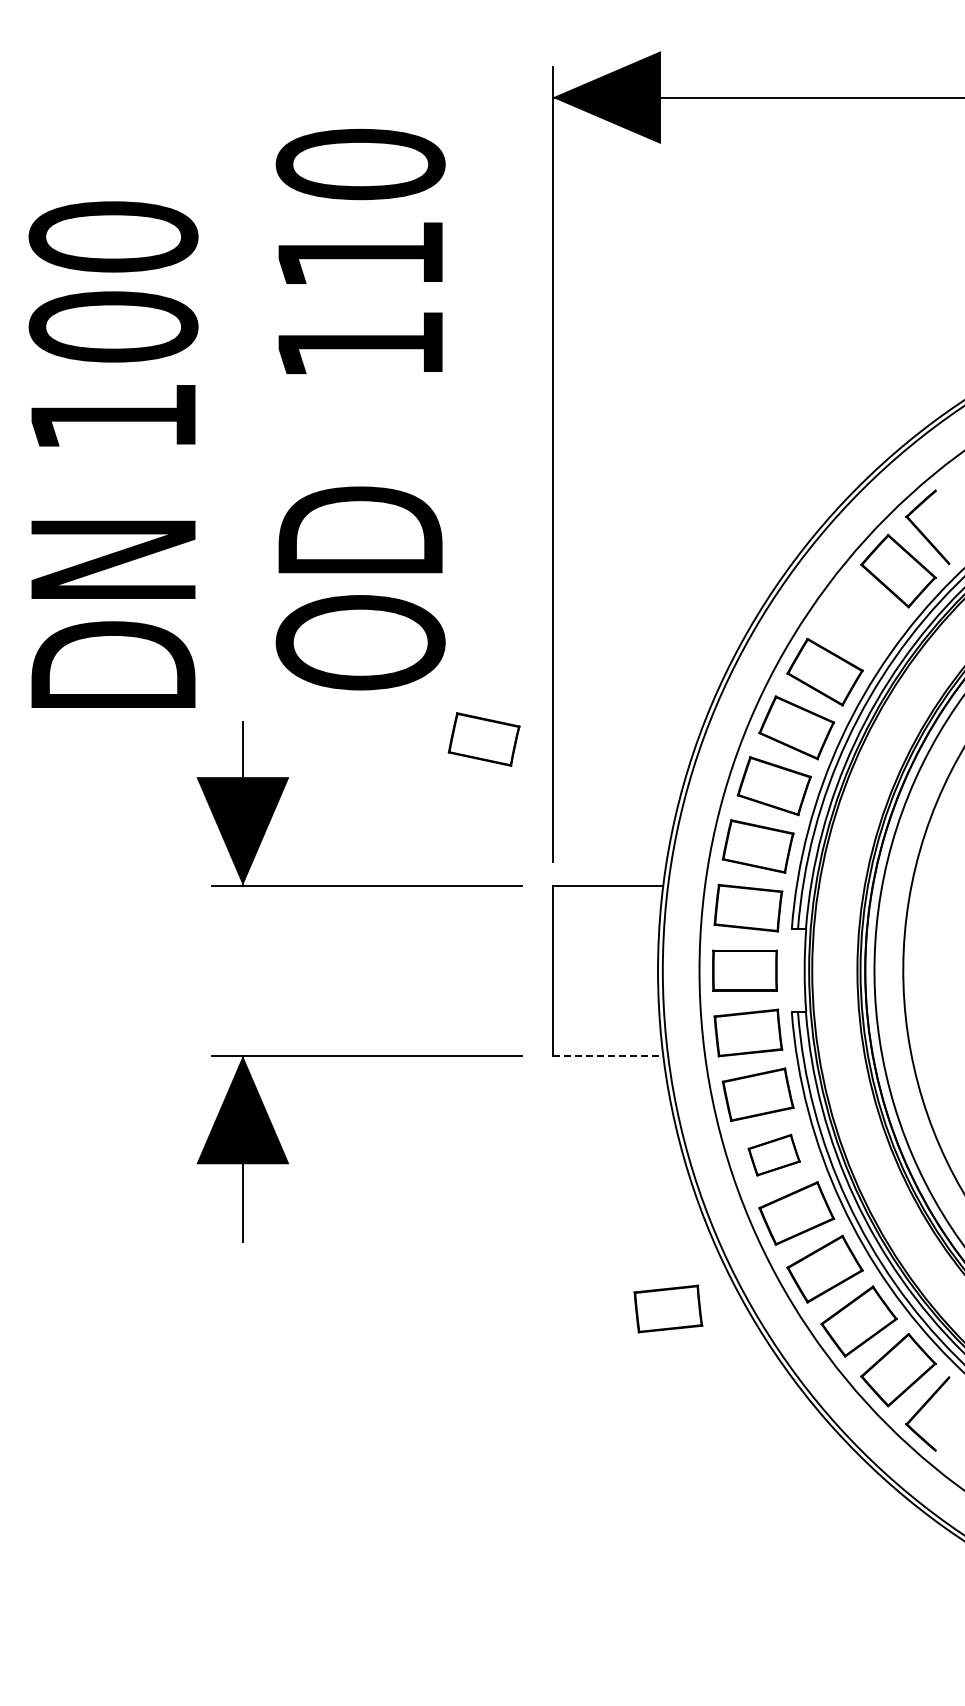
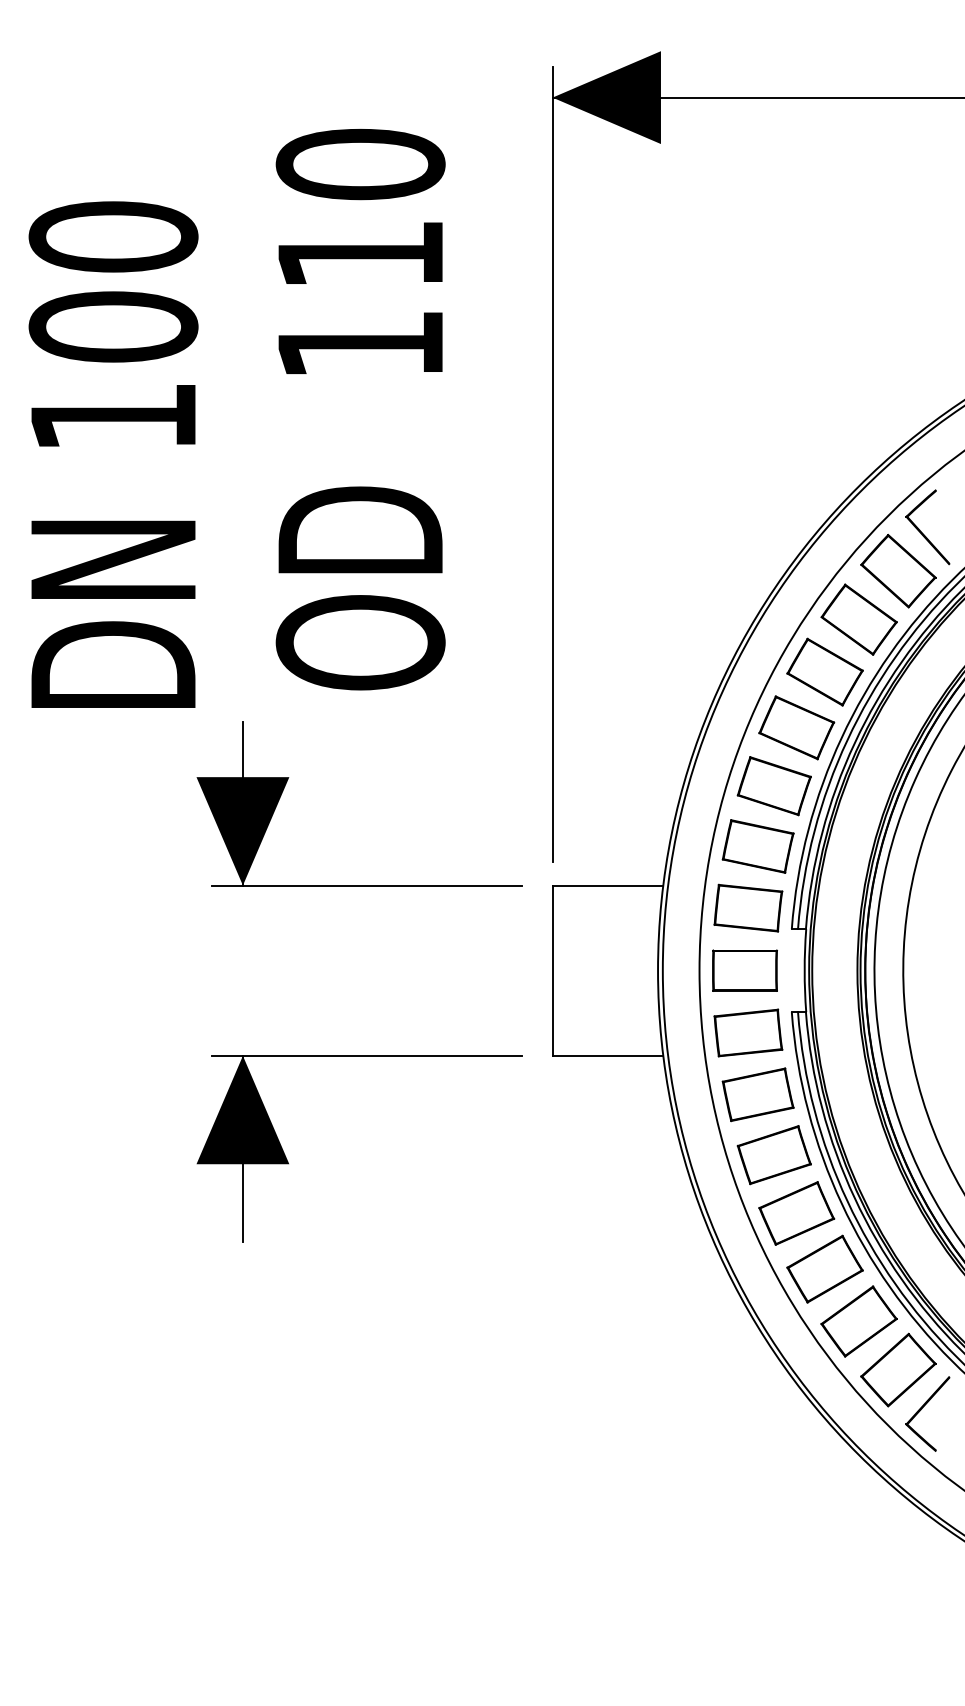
part: none -> present (858, 619)
part: present -> none (483, 739)
line: dashed -> solid (608, 1055)
part size: 54x44 px -> 76x61 px (773, 1155)
part: present -> none (668, 1308)
